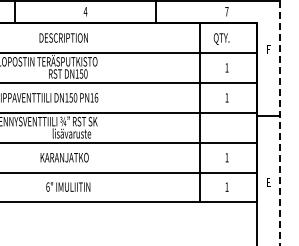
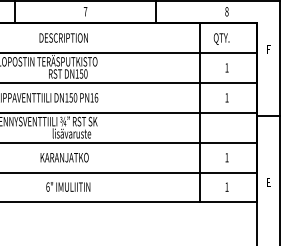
text: 4 -> 7 (85, 11)
text: 7 -> 8 (226, 11)
line: dashed -> solid (280, 123)
